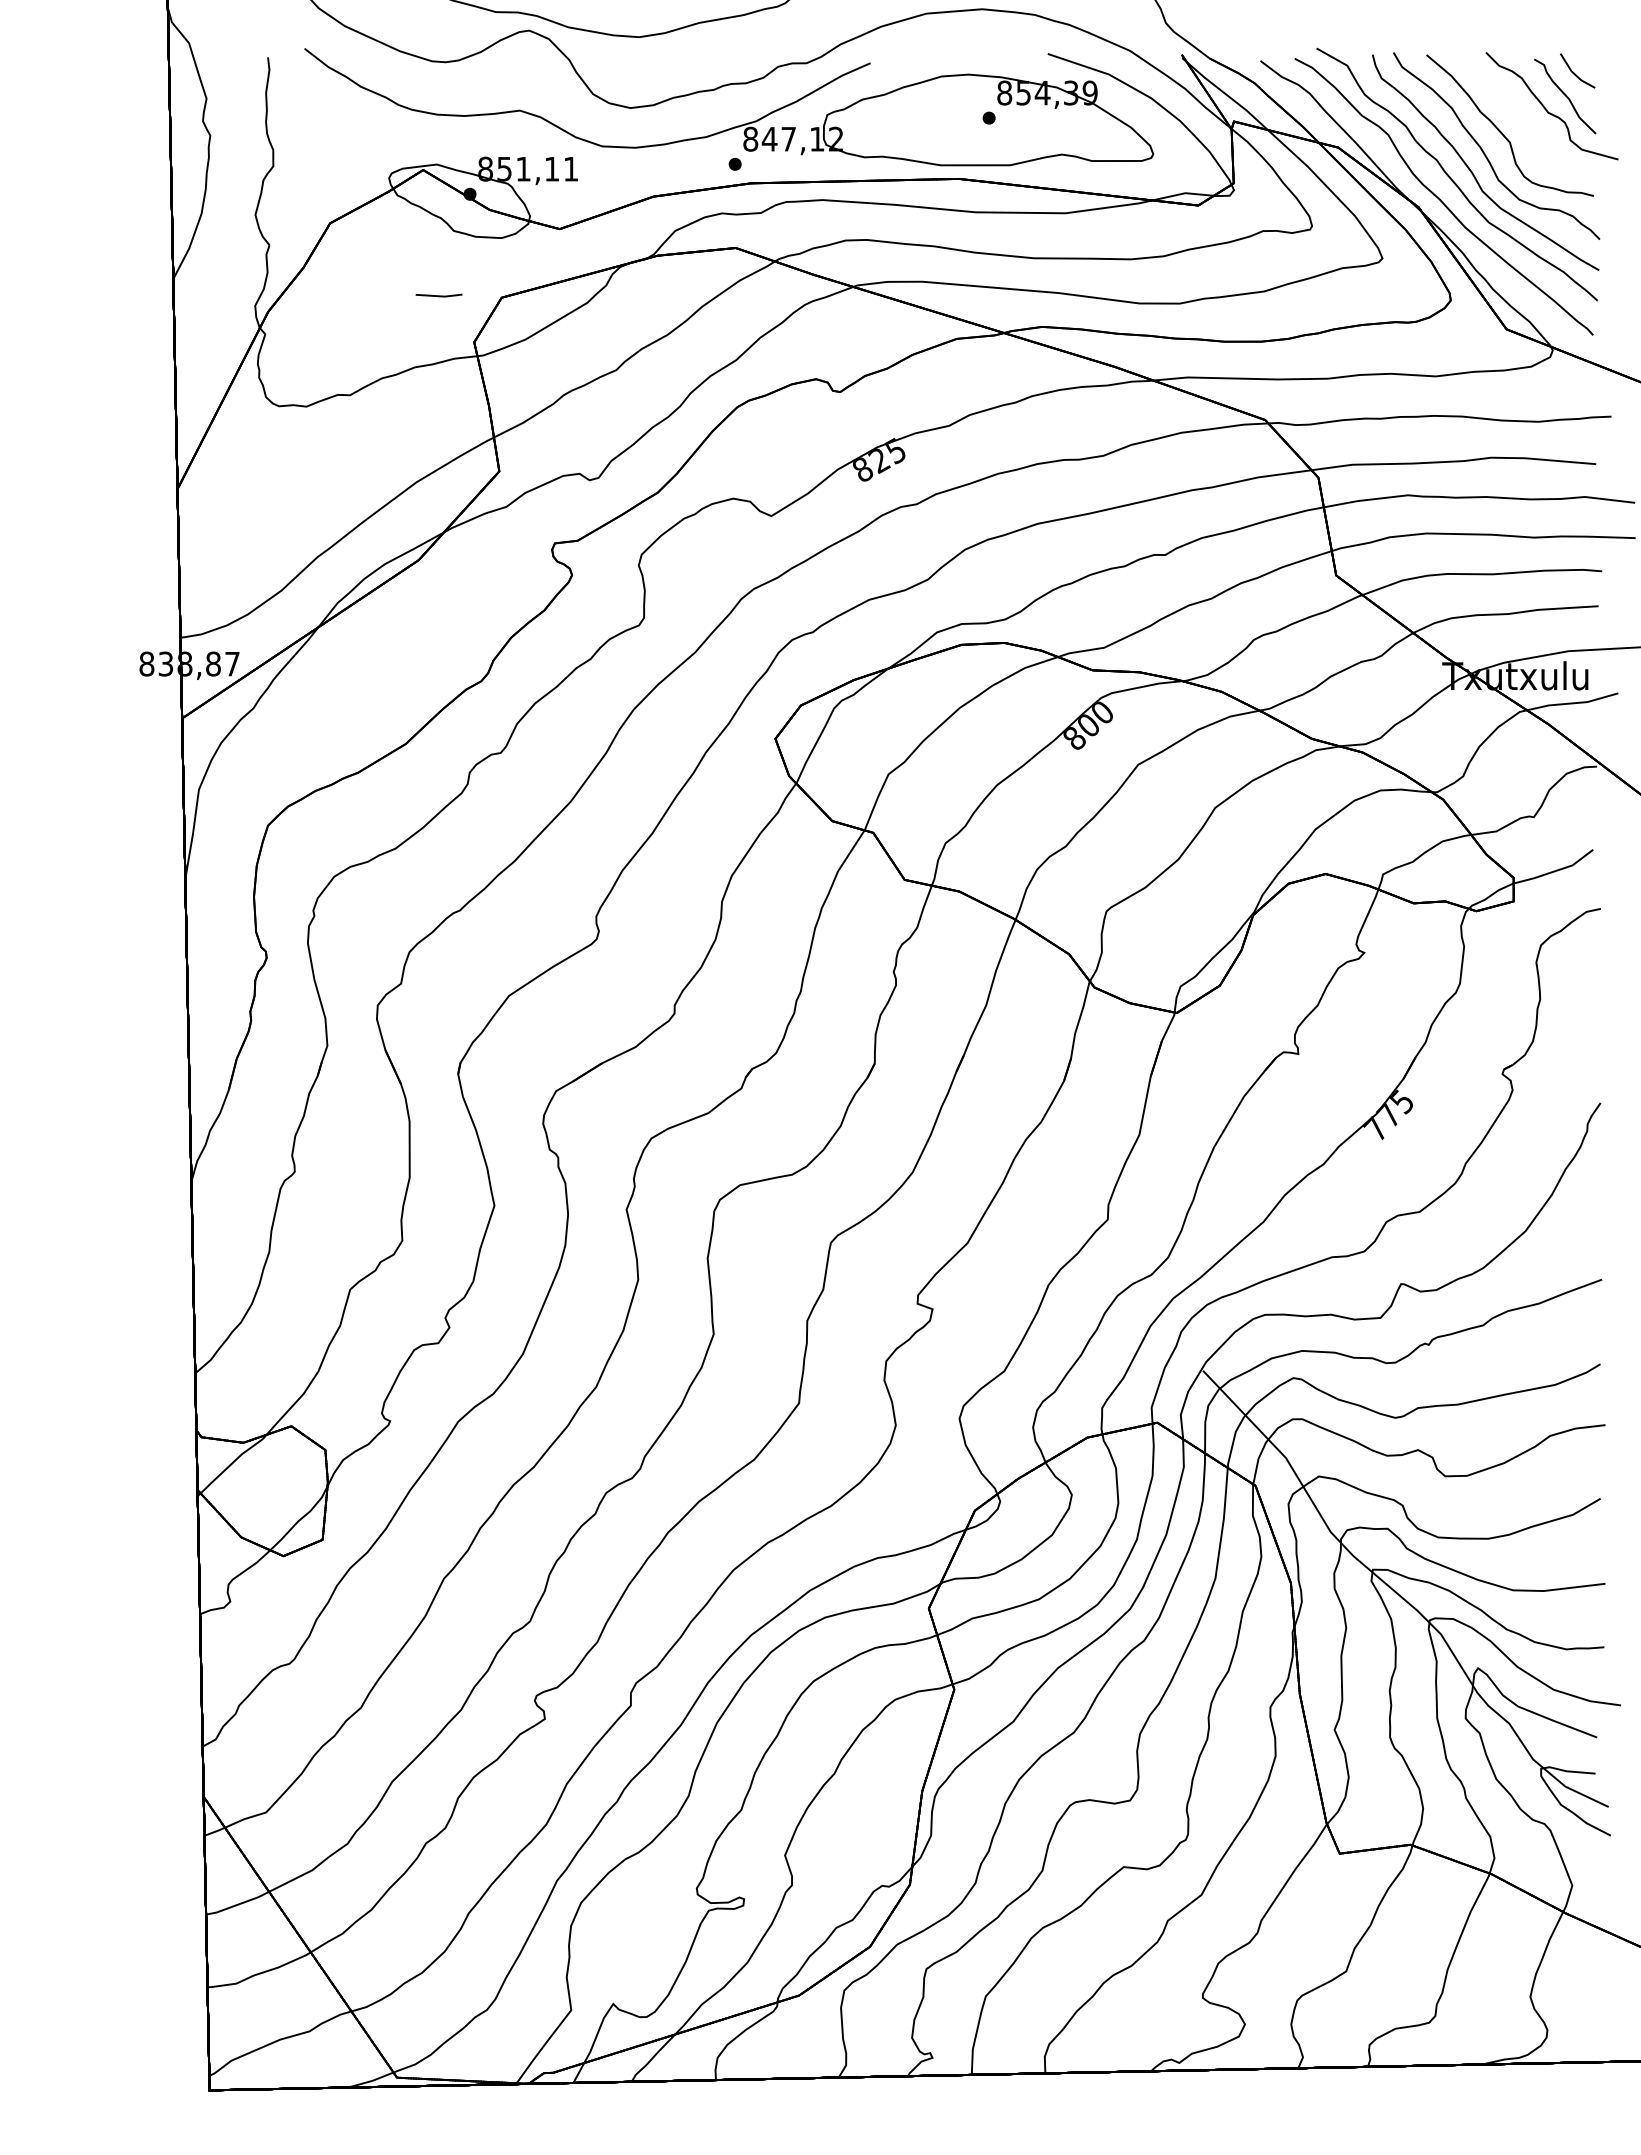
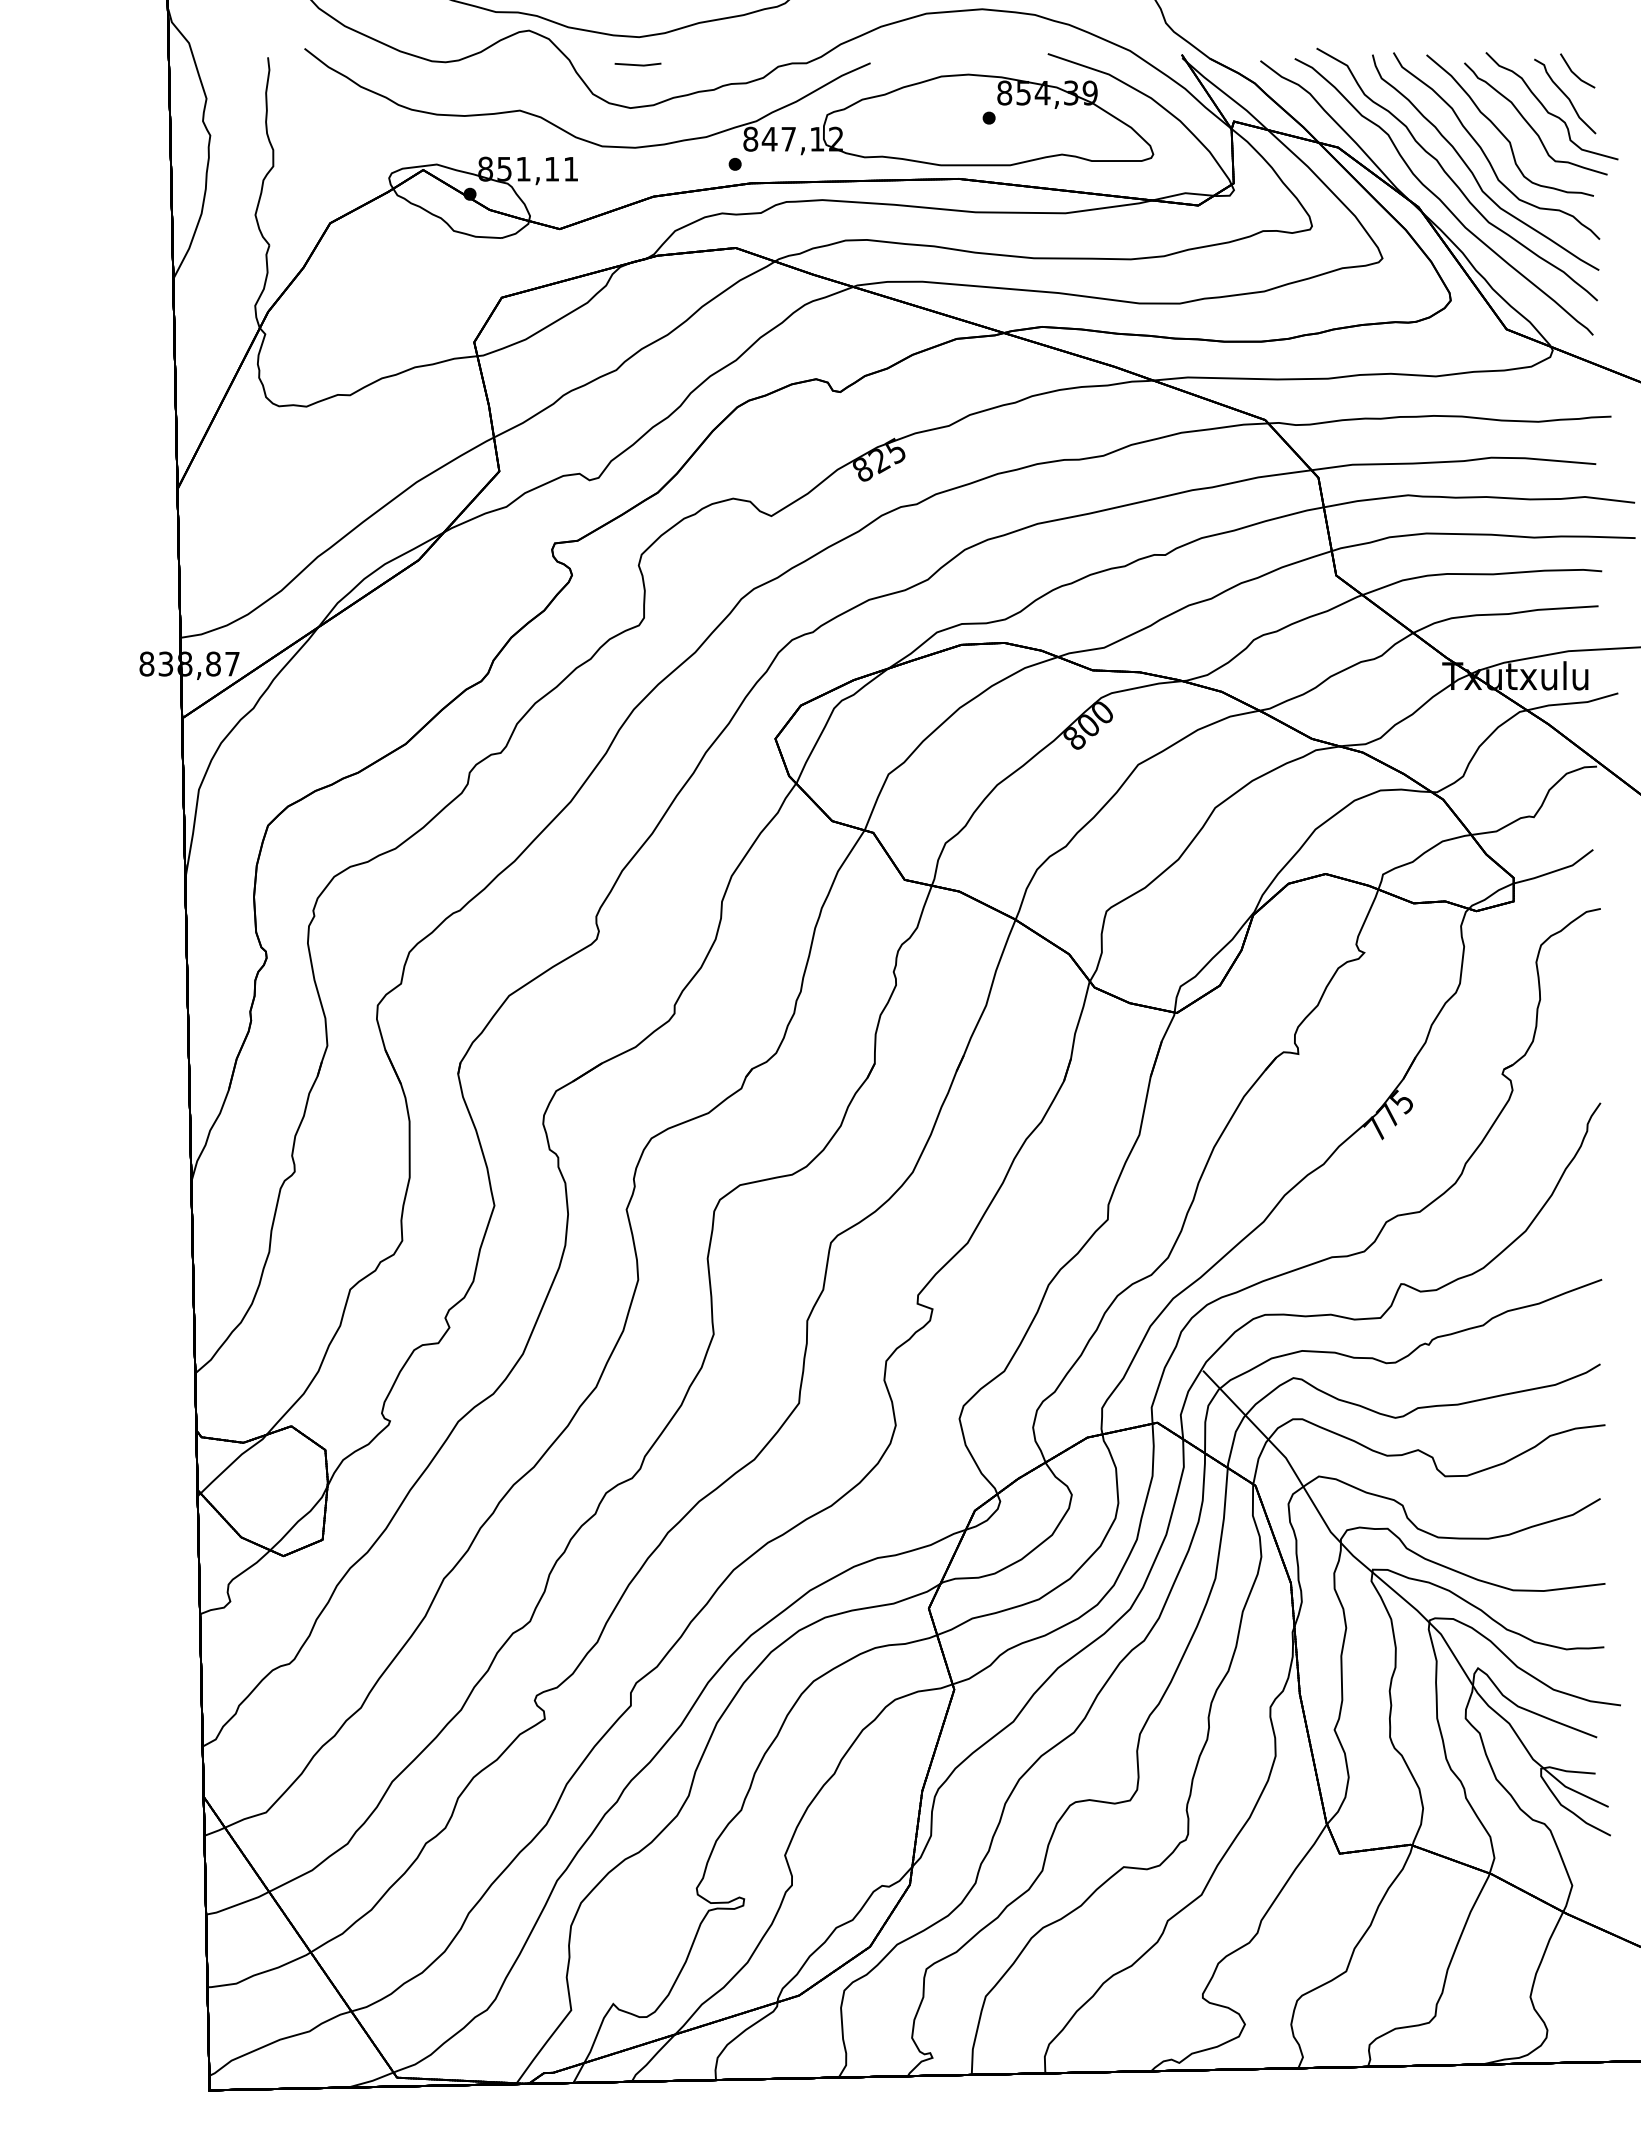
curve: none -> present (1529, 123)
line position: (438, 295) -> (637, 64) (637, 64)
